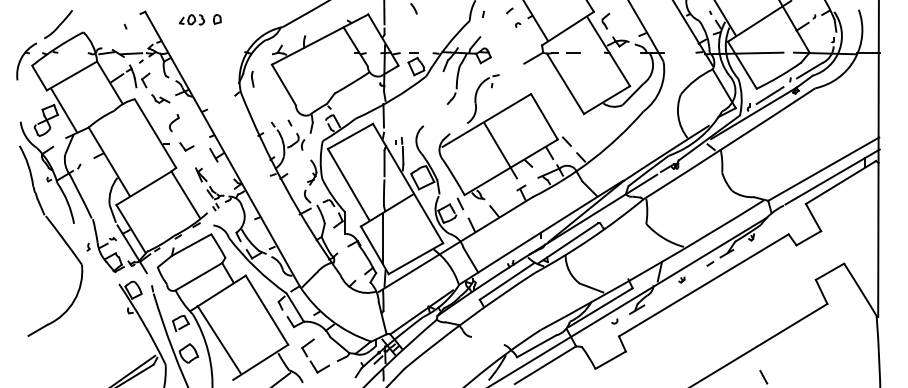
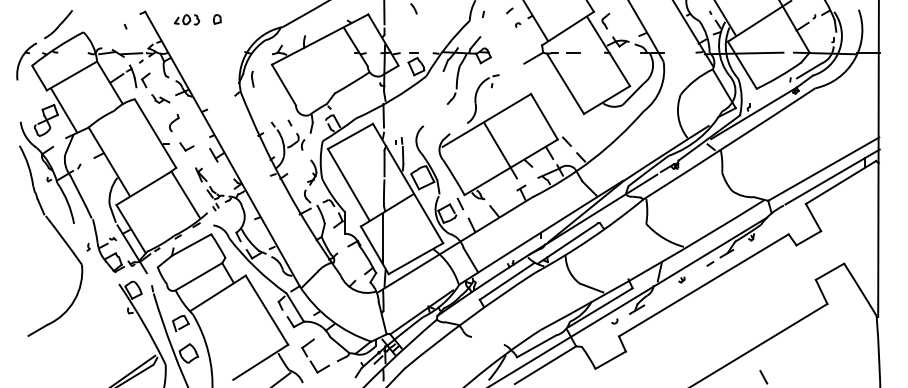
part position: (191, 19) -> (186, 19) (186, 19)
line: present -> none (769, 95)
line: present -> none (218, 339)
